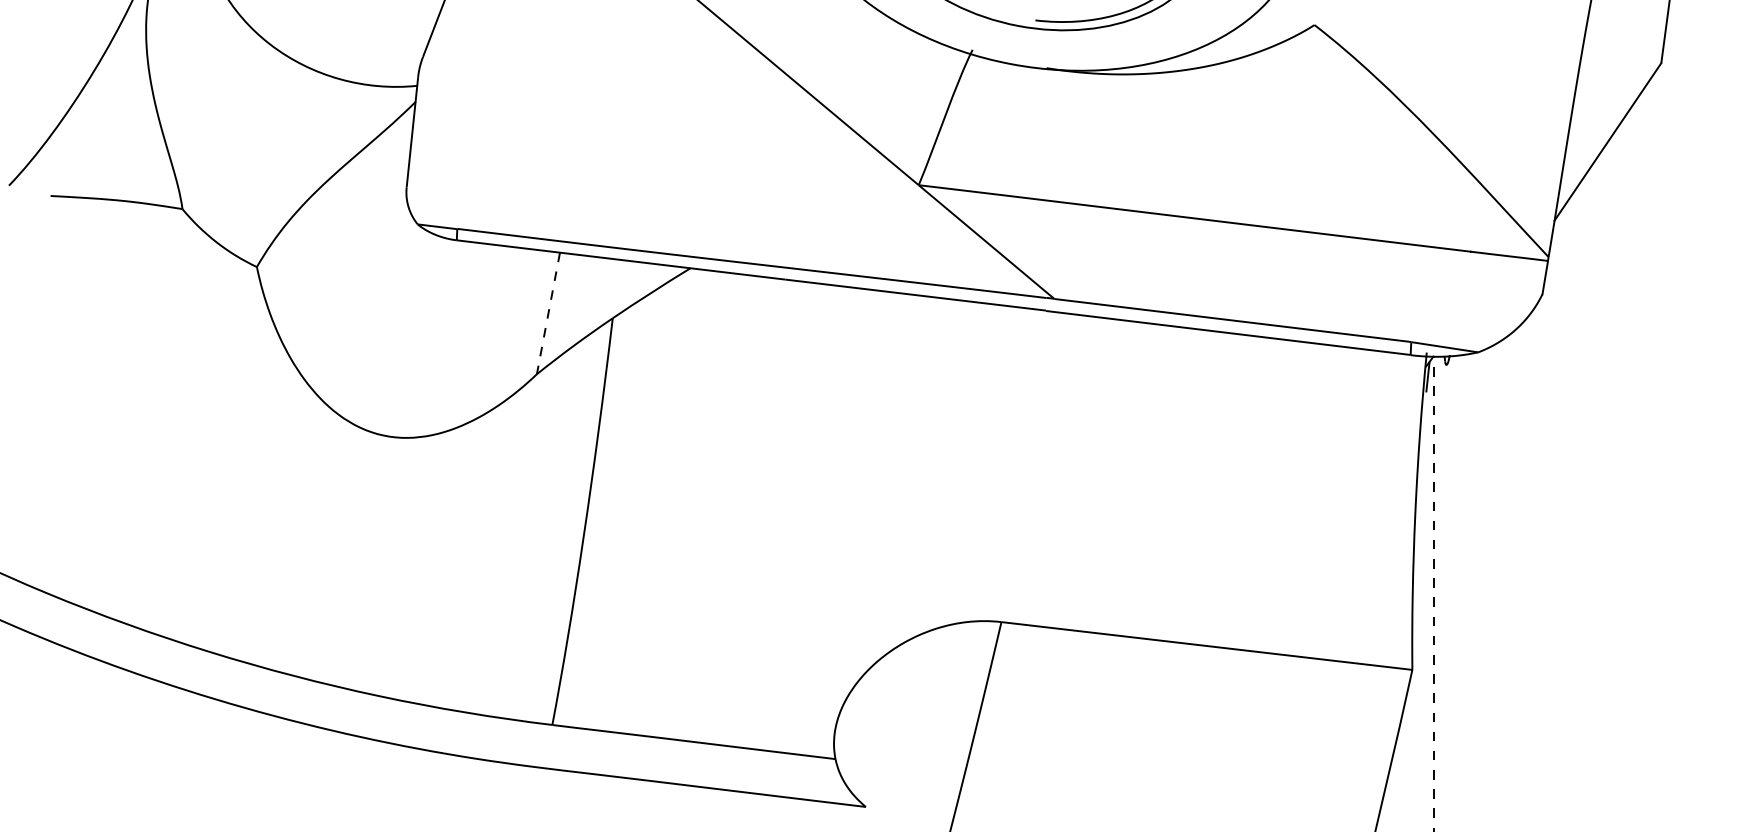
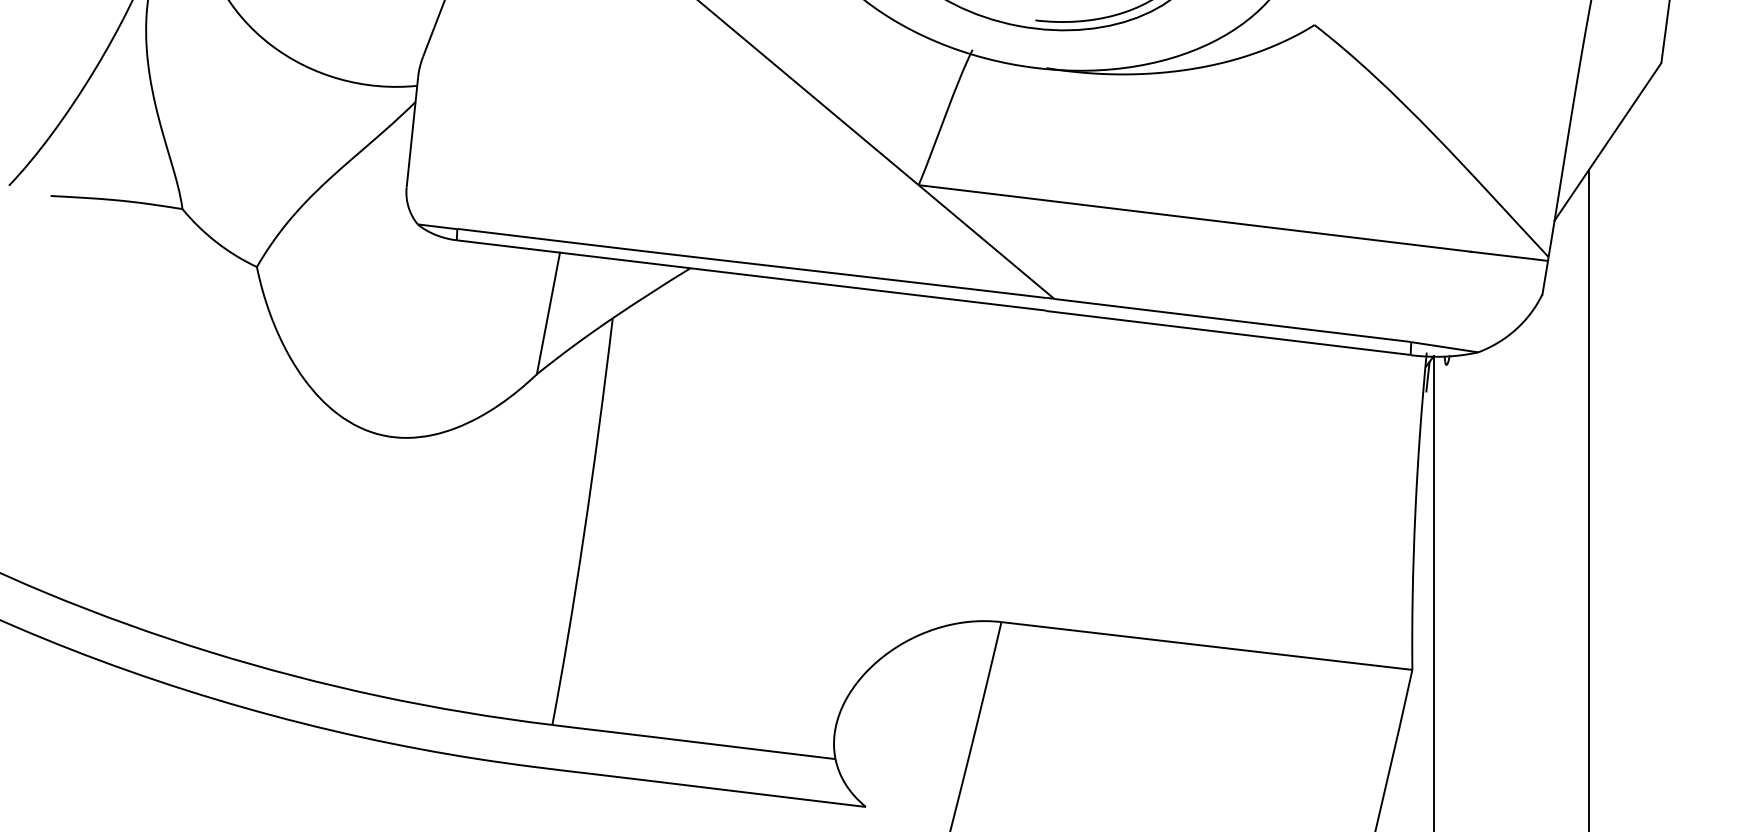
line: dashed -> solid (548, 313)
line: none -> present (1589, 498)
line: dashed -> solid (1433, 593)
